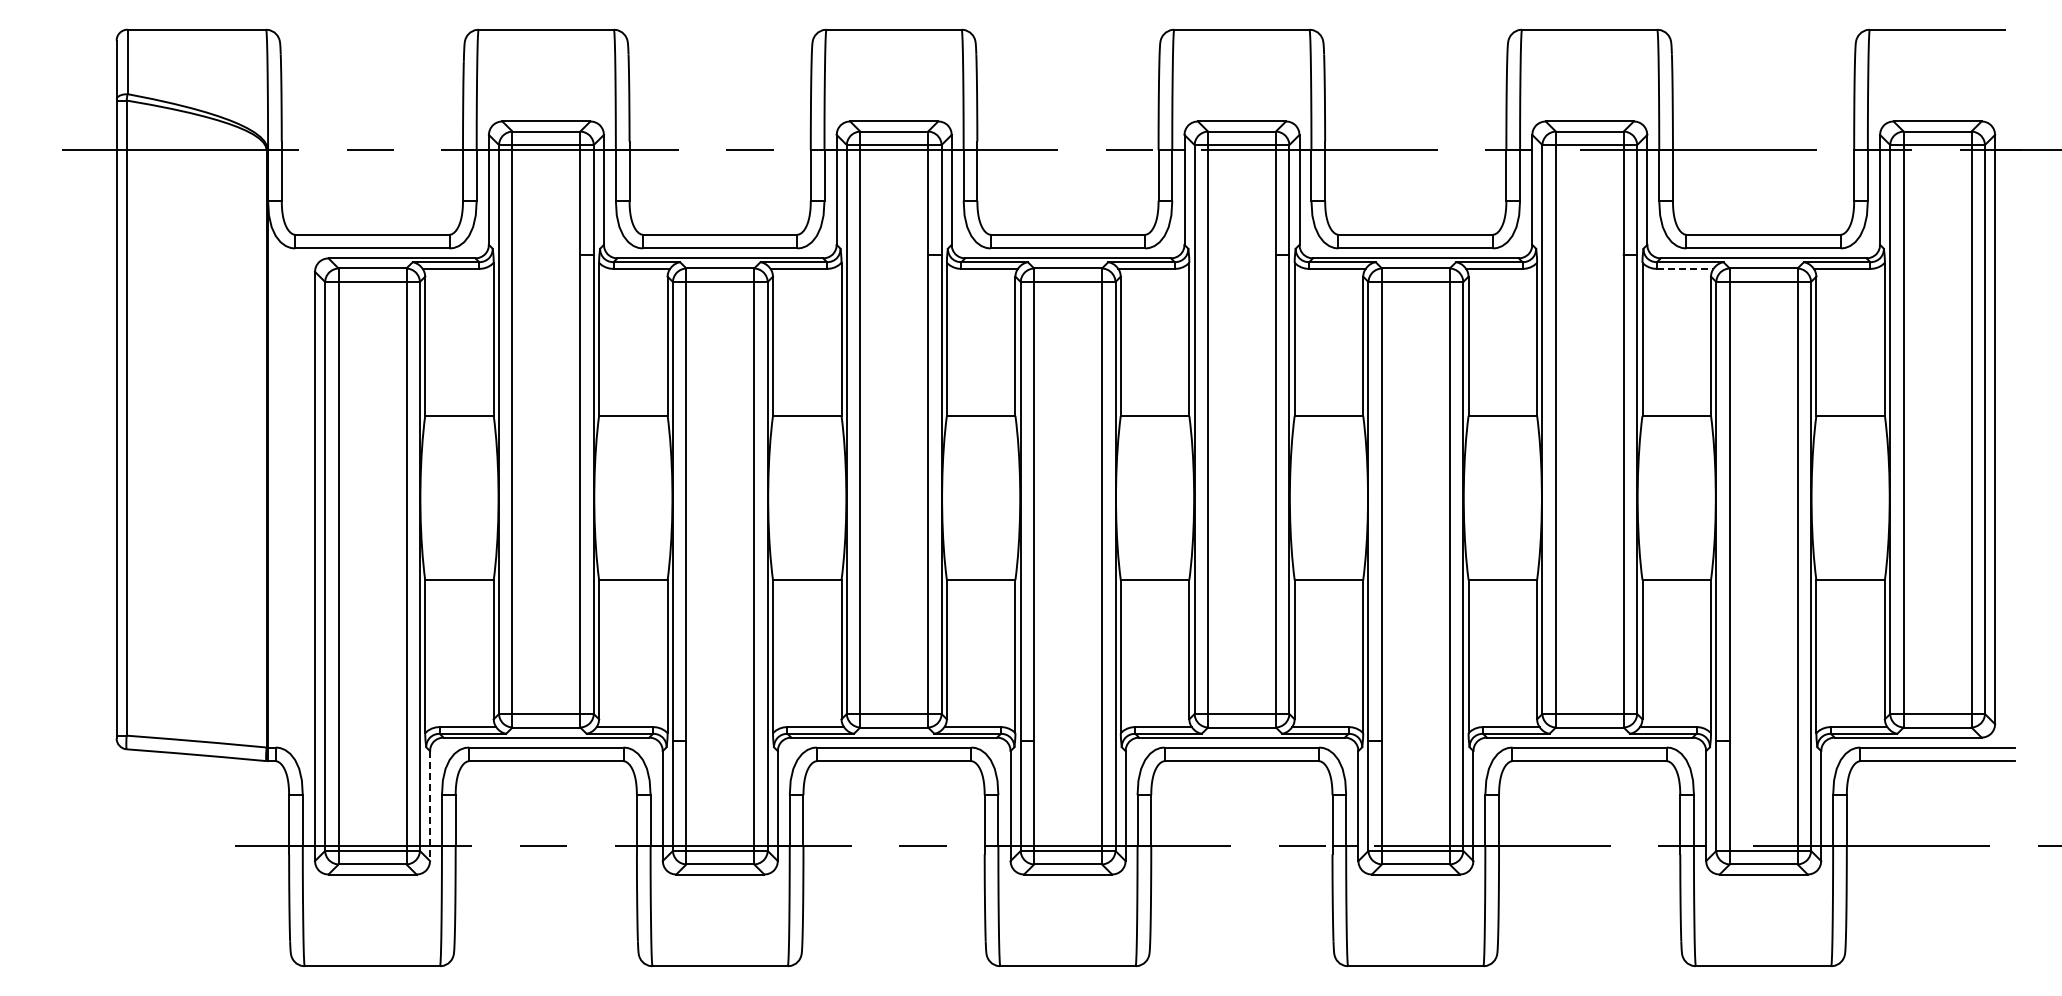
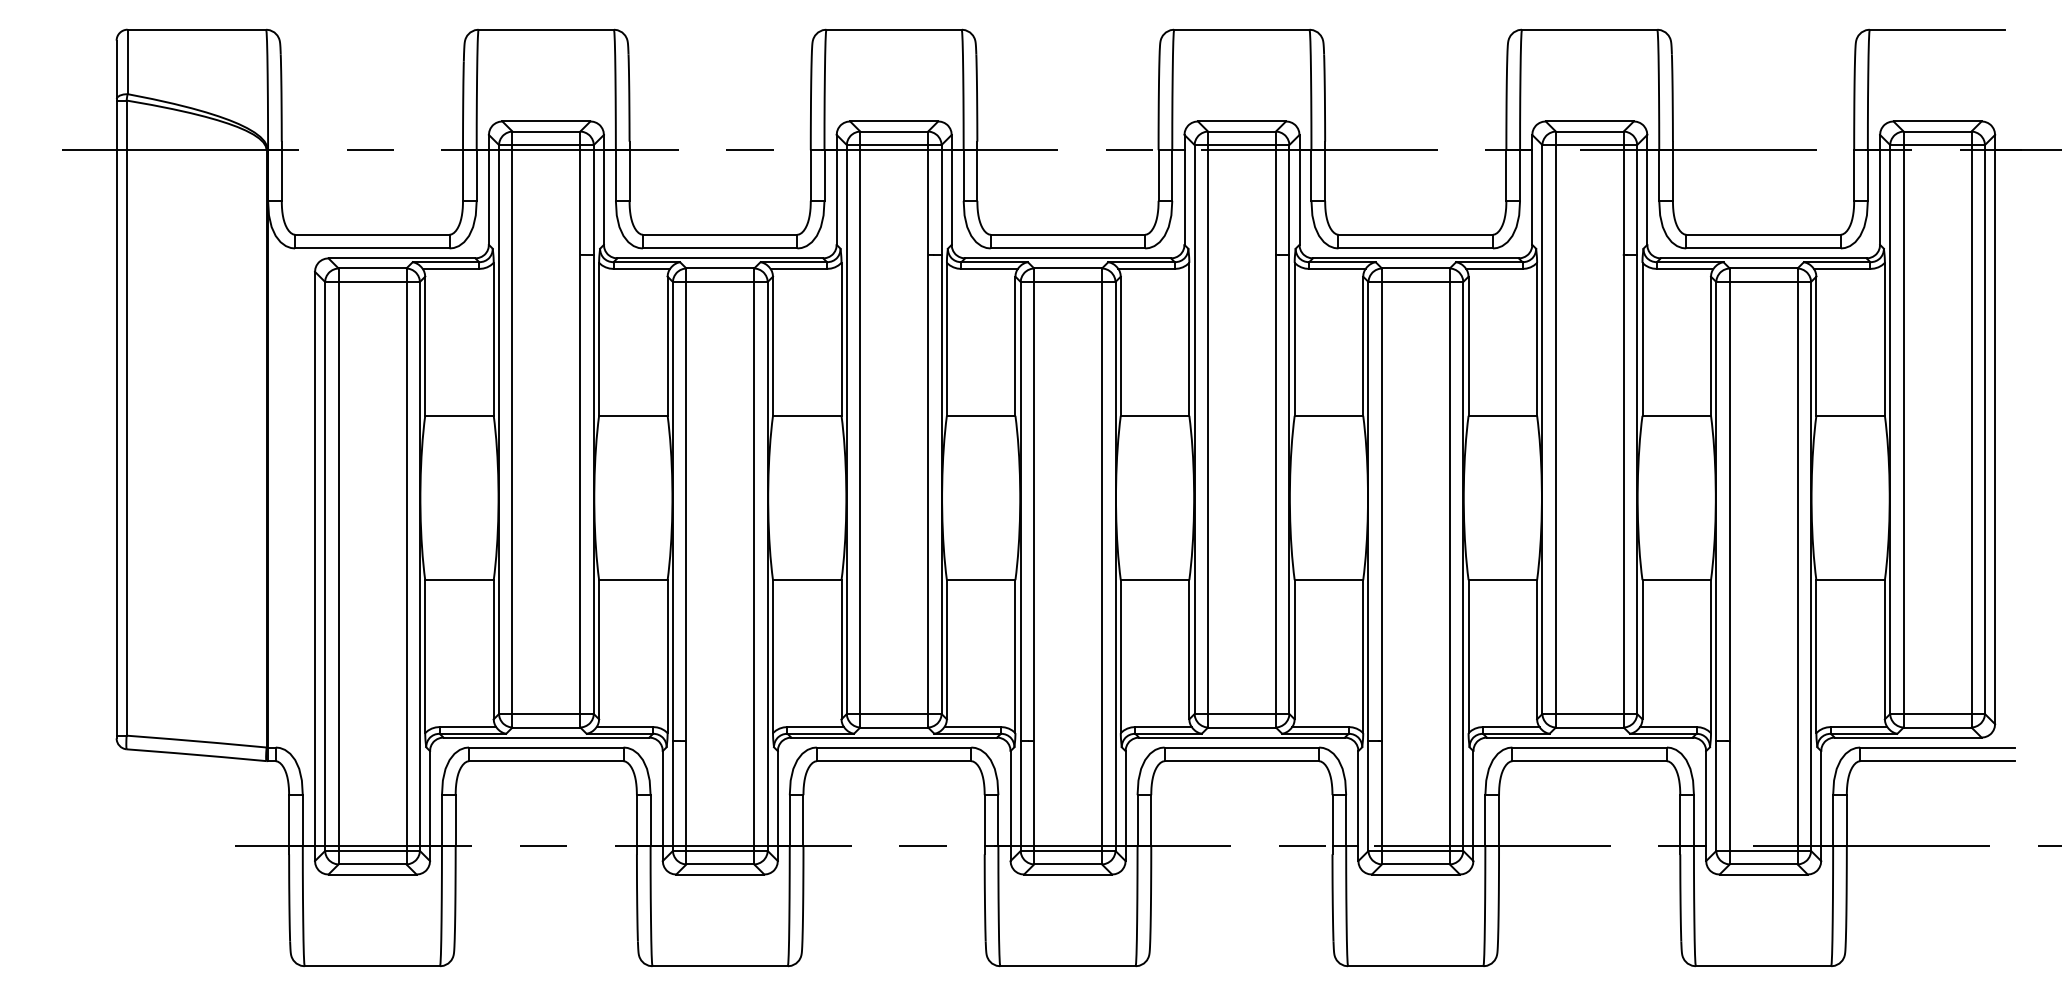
line: dashed -> solid (1685, 268)
line: dashed -> solid (430, 806)
